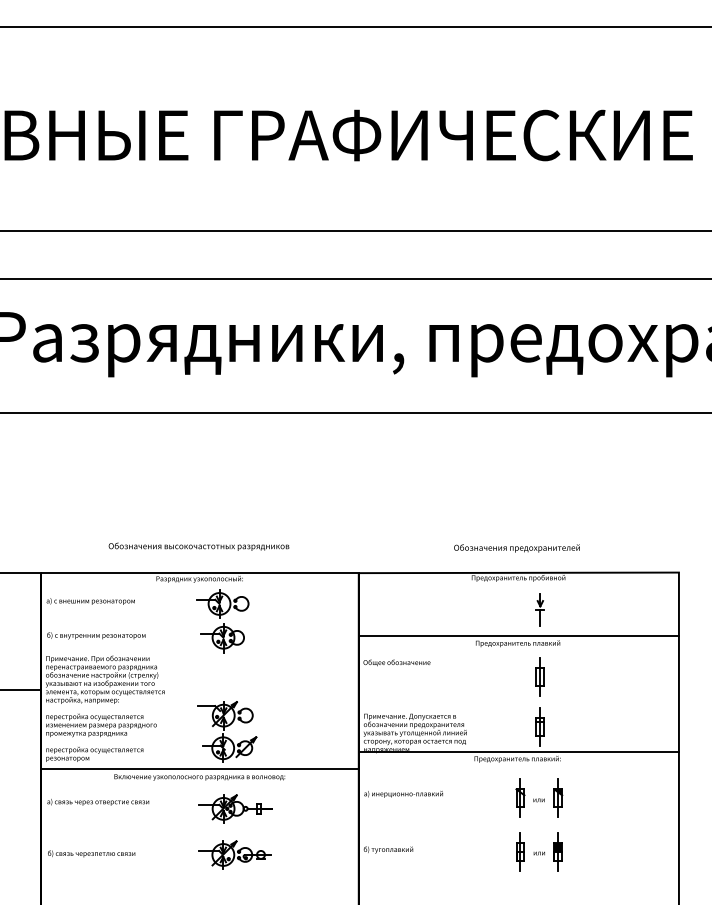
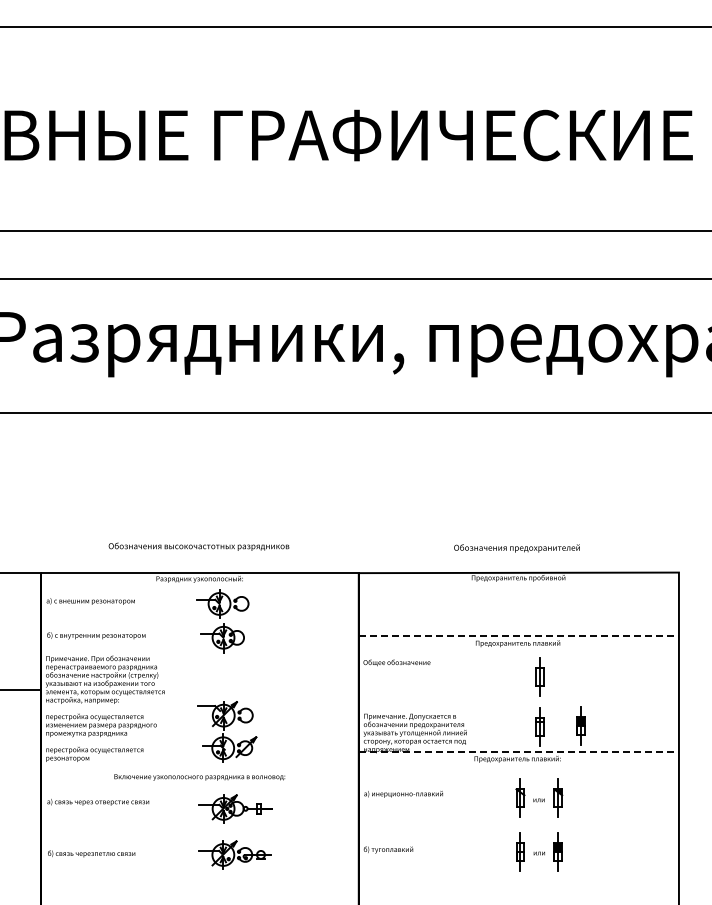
part: present -> none (539, 609)
line: solid -> dashed (519, 636)
part: none -> present (580, 725)
line: solid -> dashed (519, 752)
line: present -> none (199, 769)
